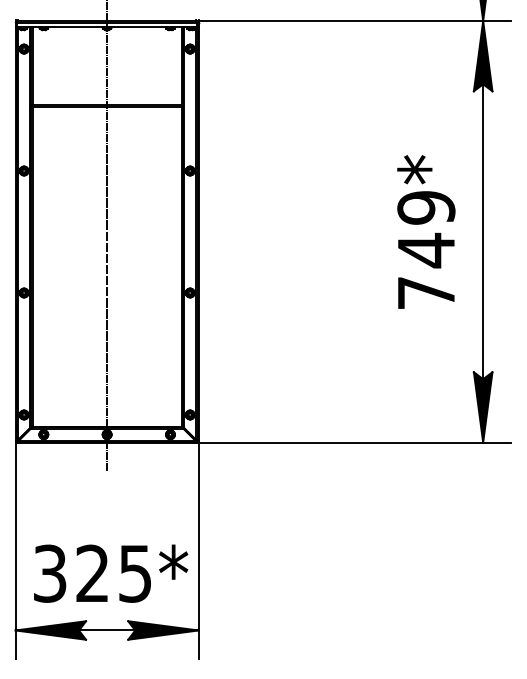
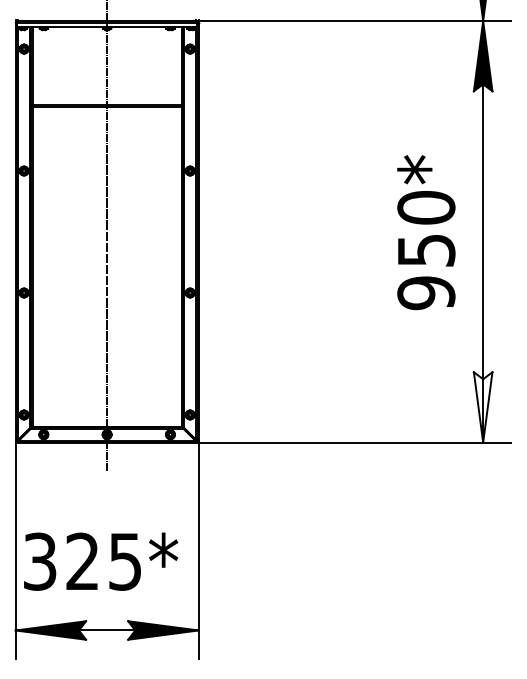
text: 749* -> 950* (426, 250)
fill: present -> none (482, 407)
text position: (111, 573) -> (101, 561) (101, 561)
